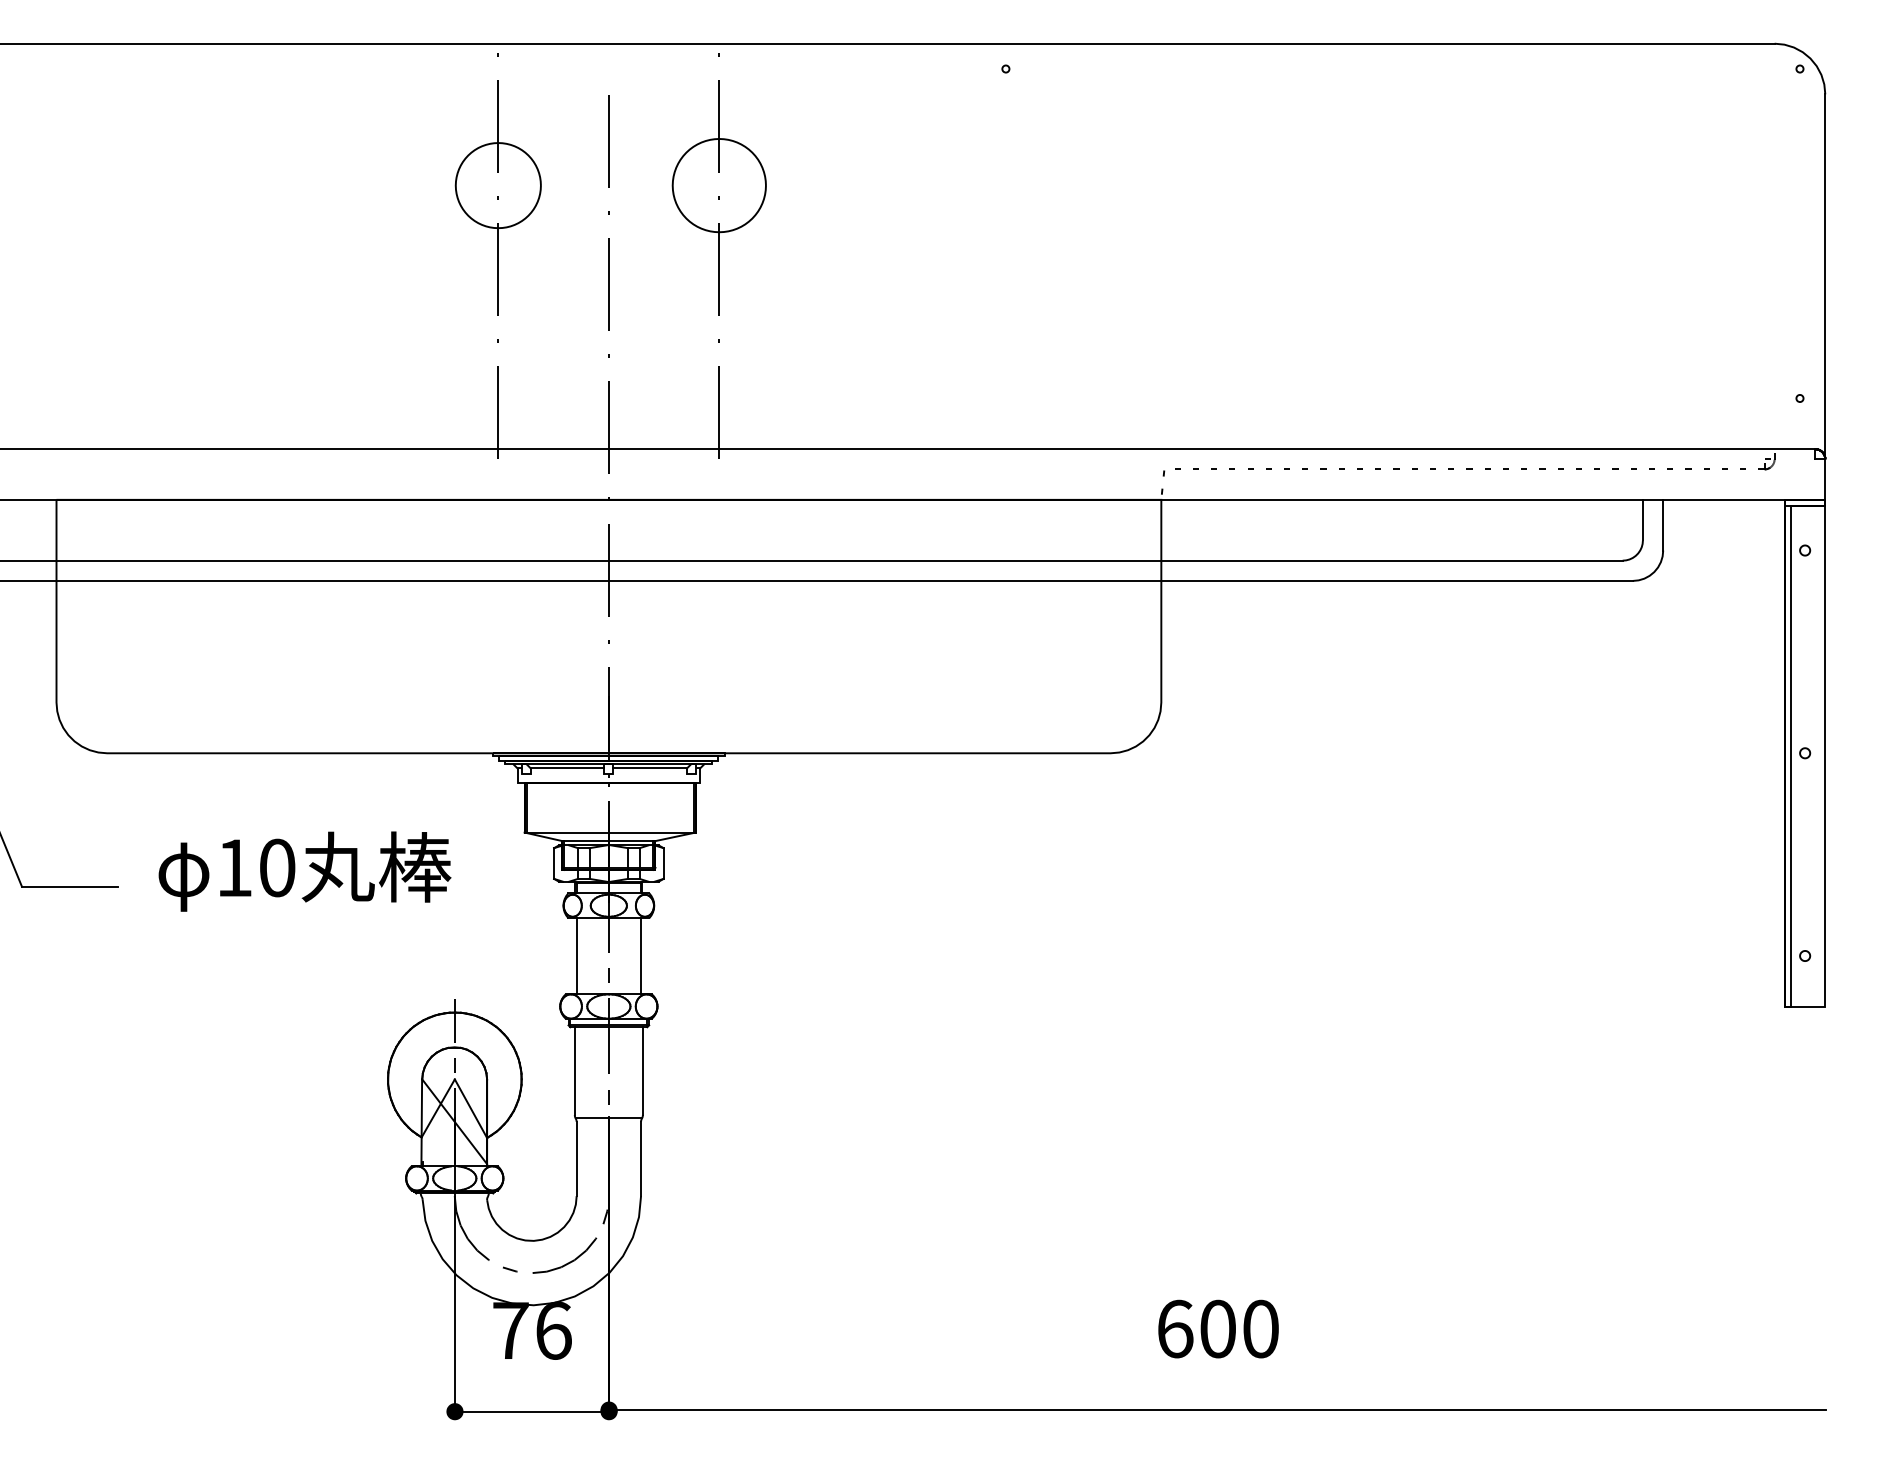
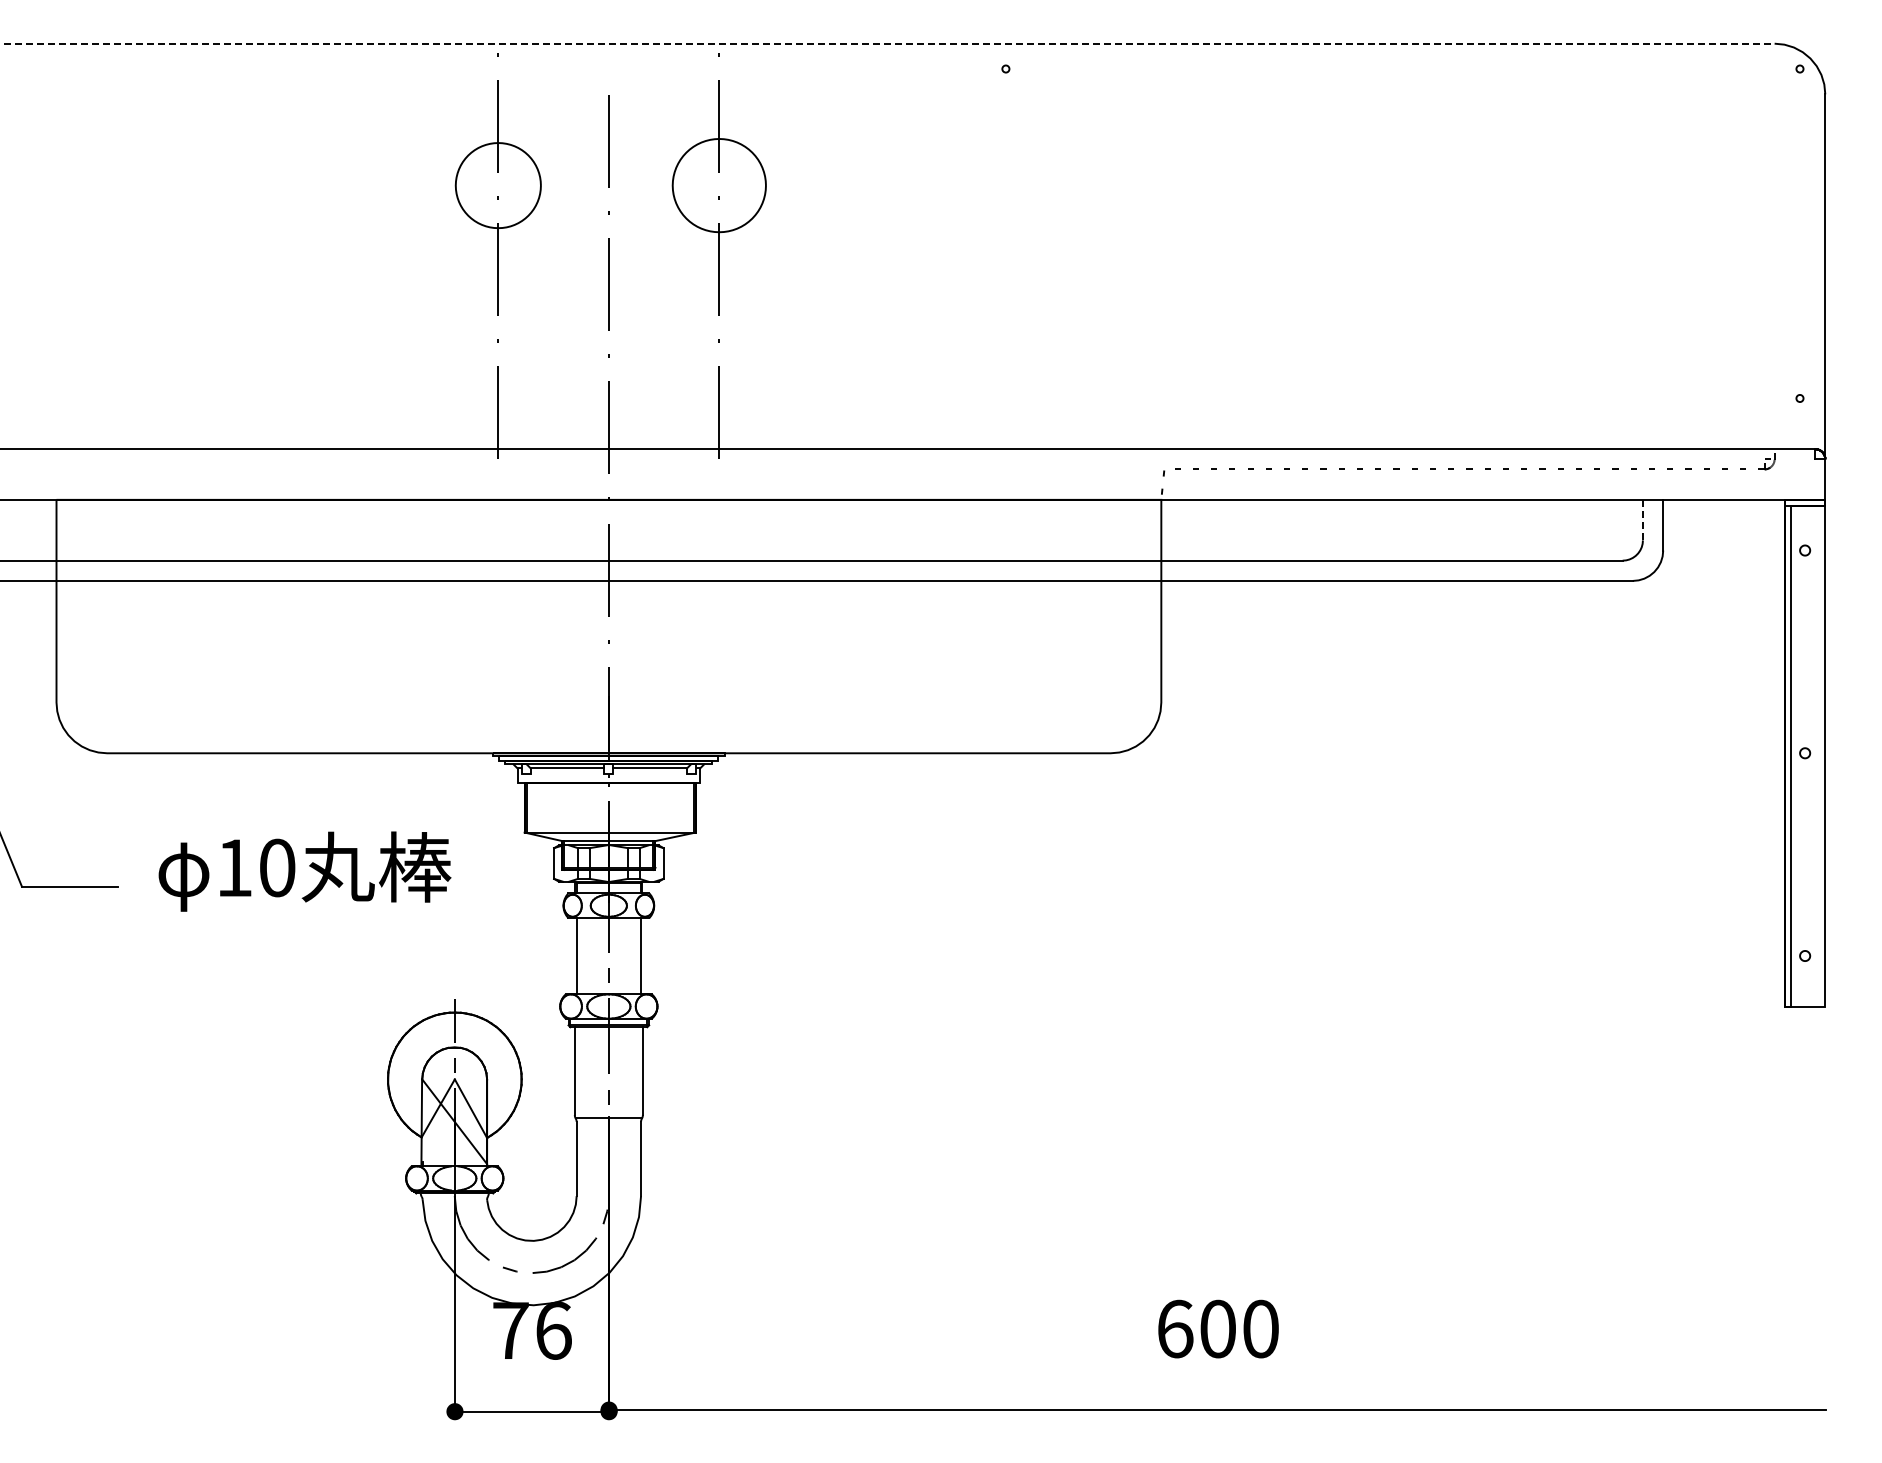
line: solid -> dashed (887, 43)
line: solid -> dashed (1642, 520)
